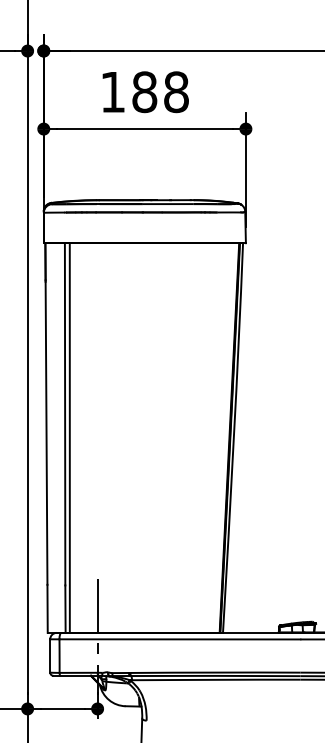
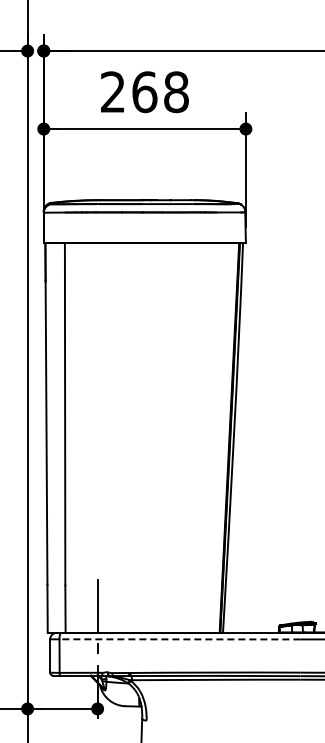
text: 188 -> 268 (129, 91)
line: present -> none (69, 437)
line: solid -> dashed (179, 639)
